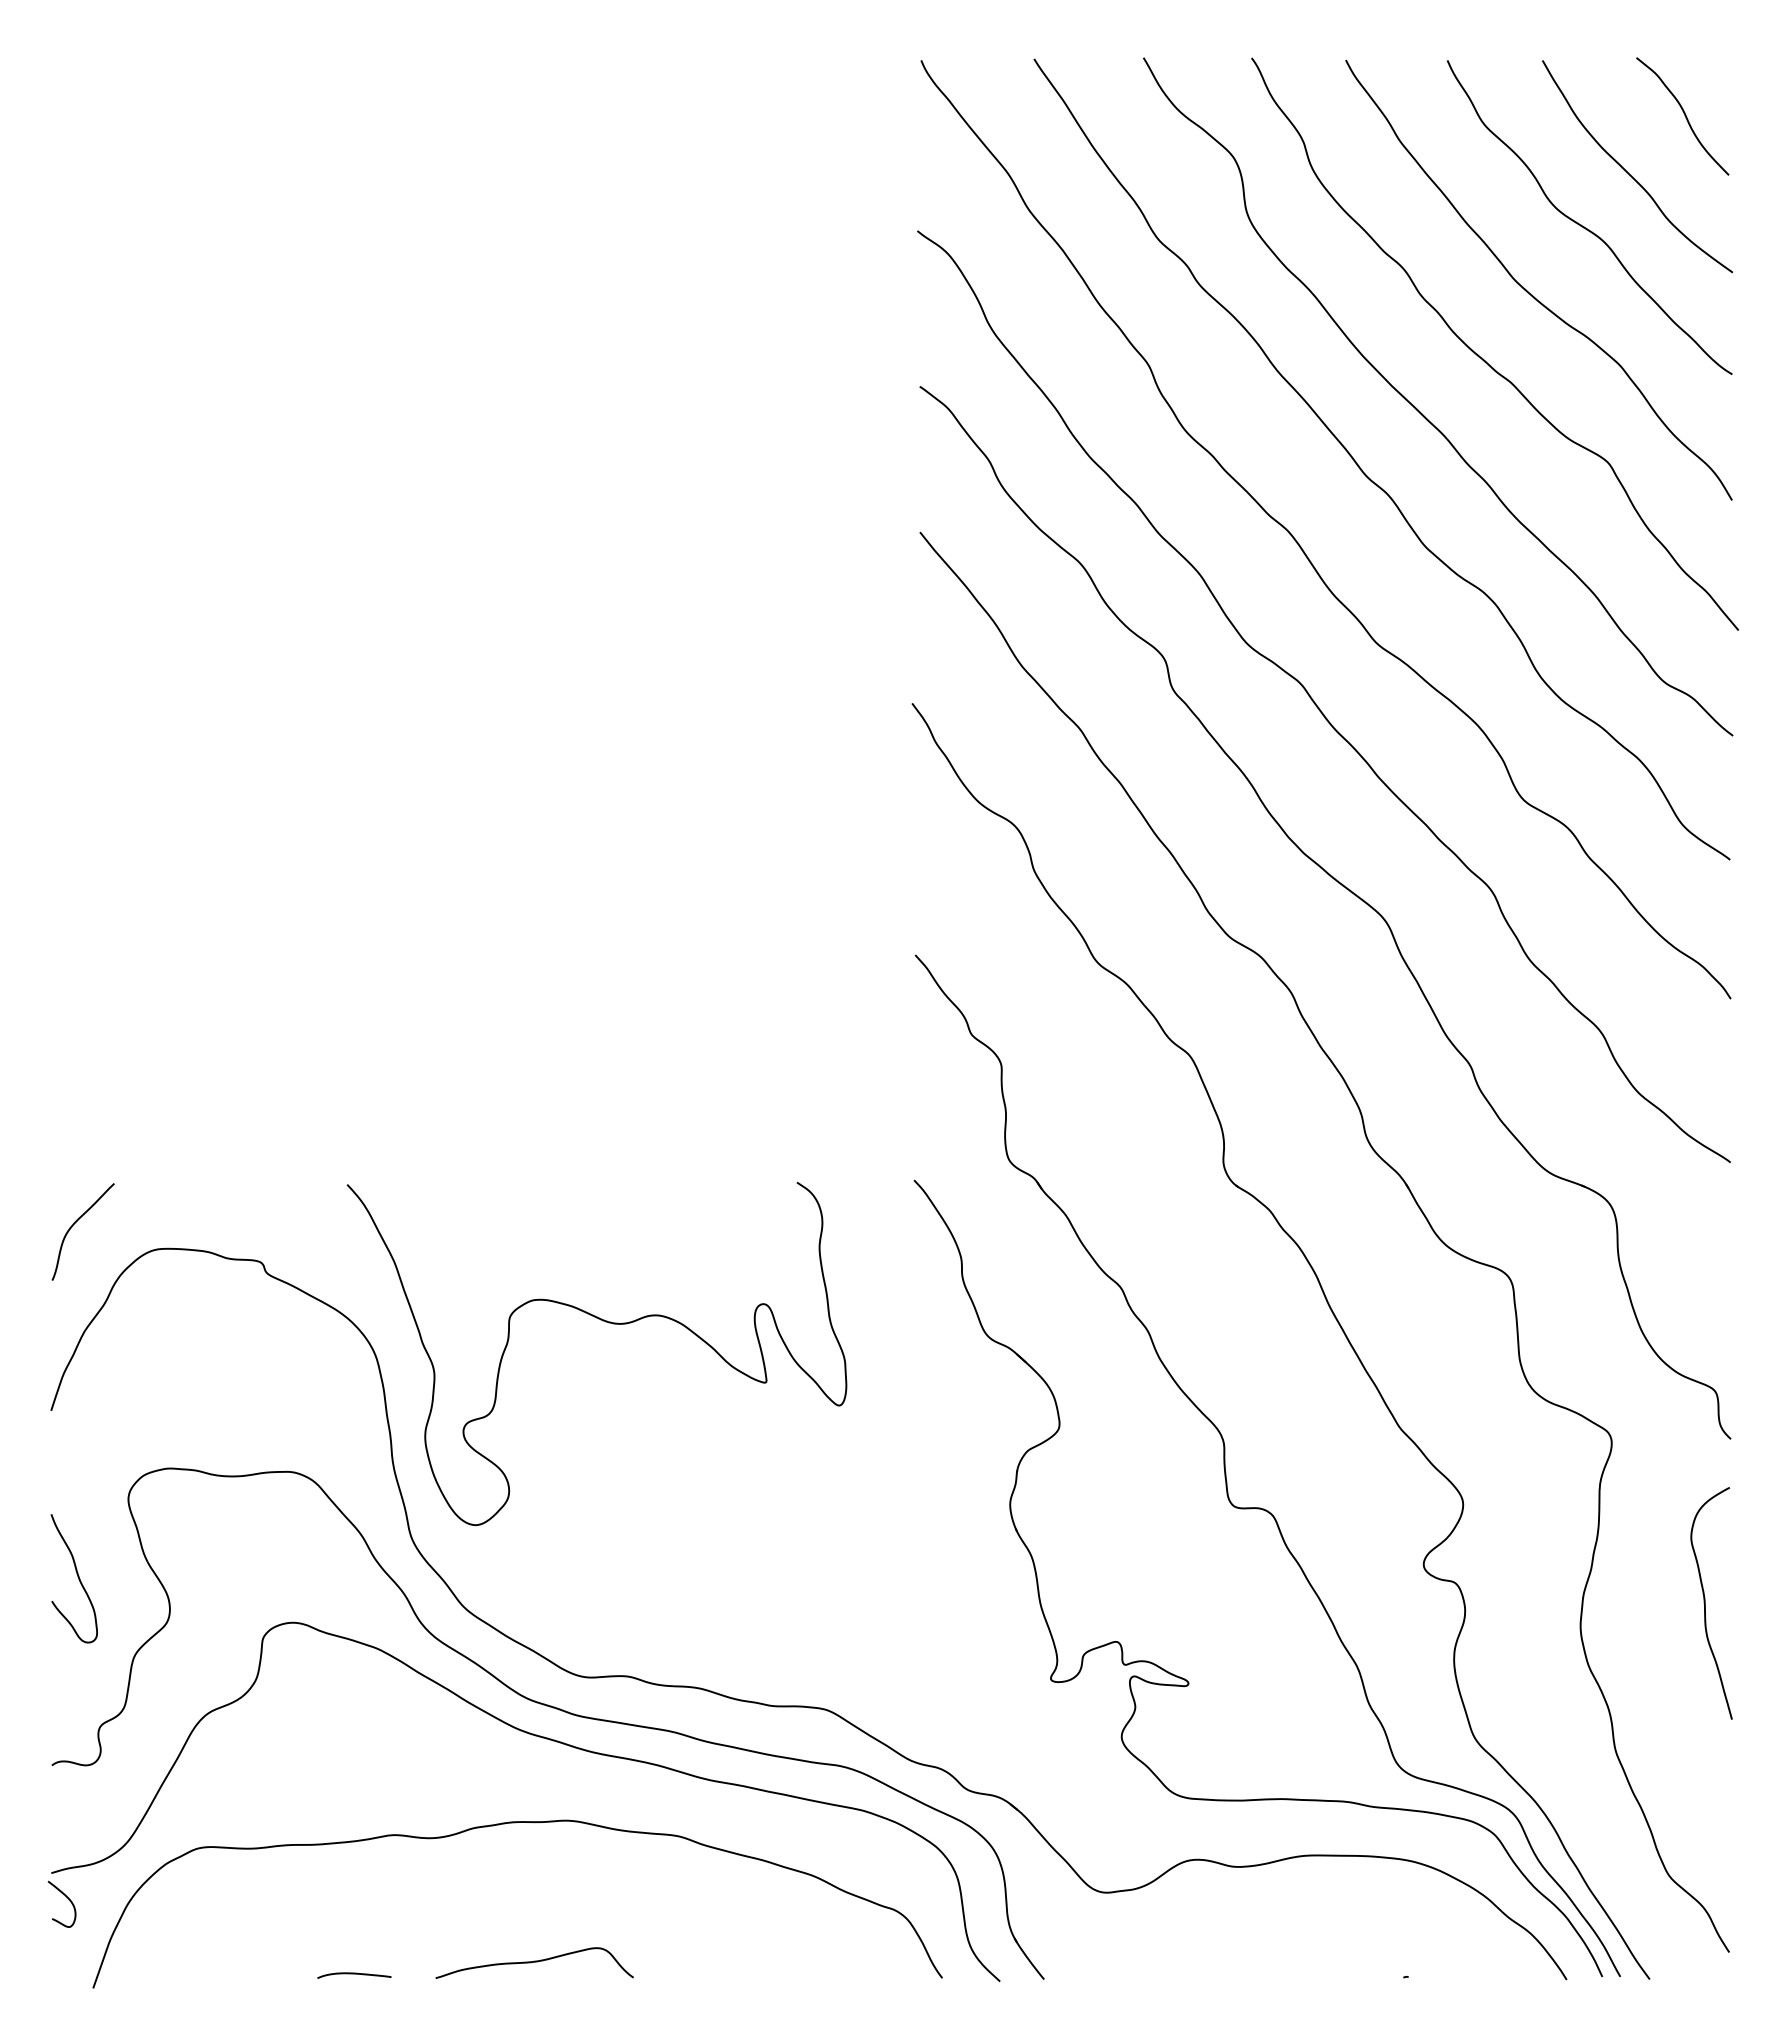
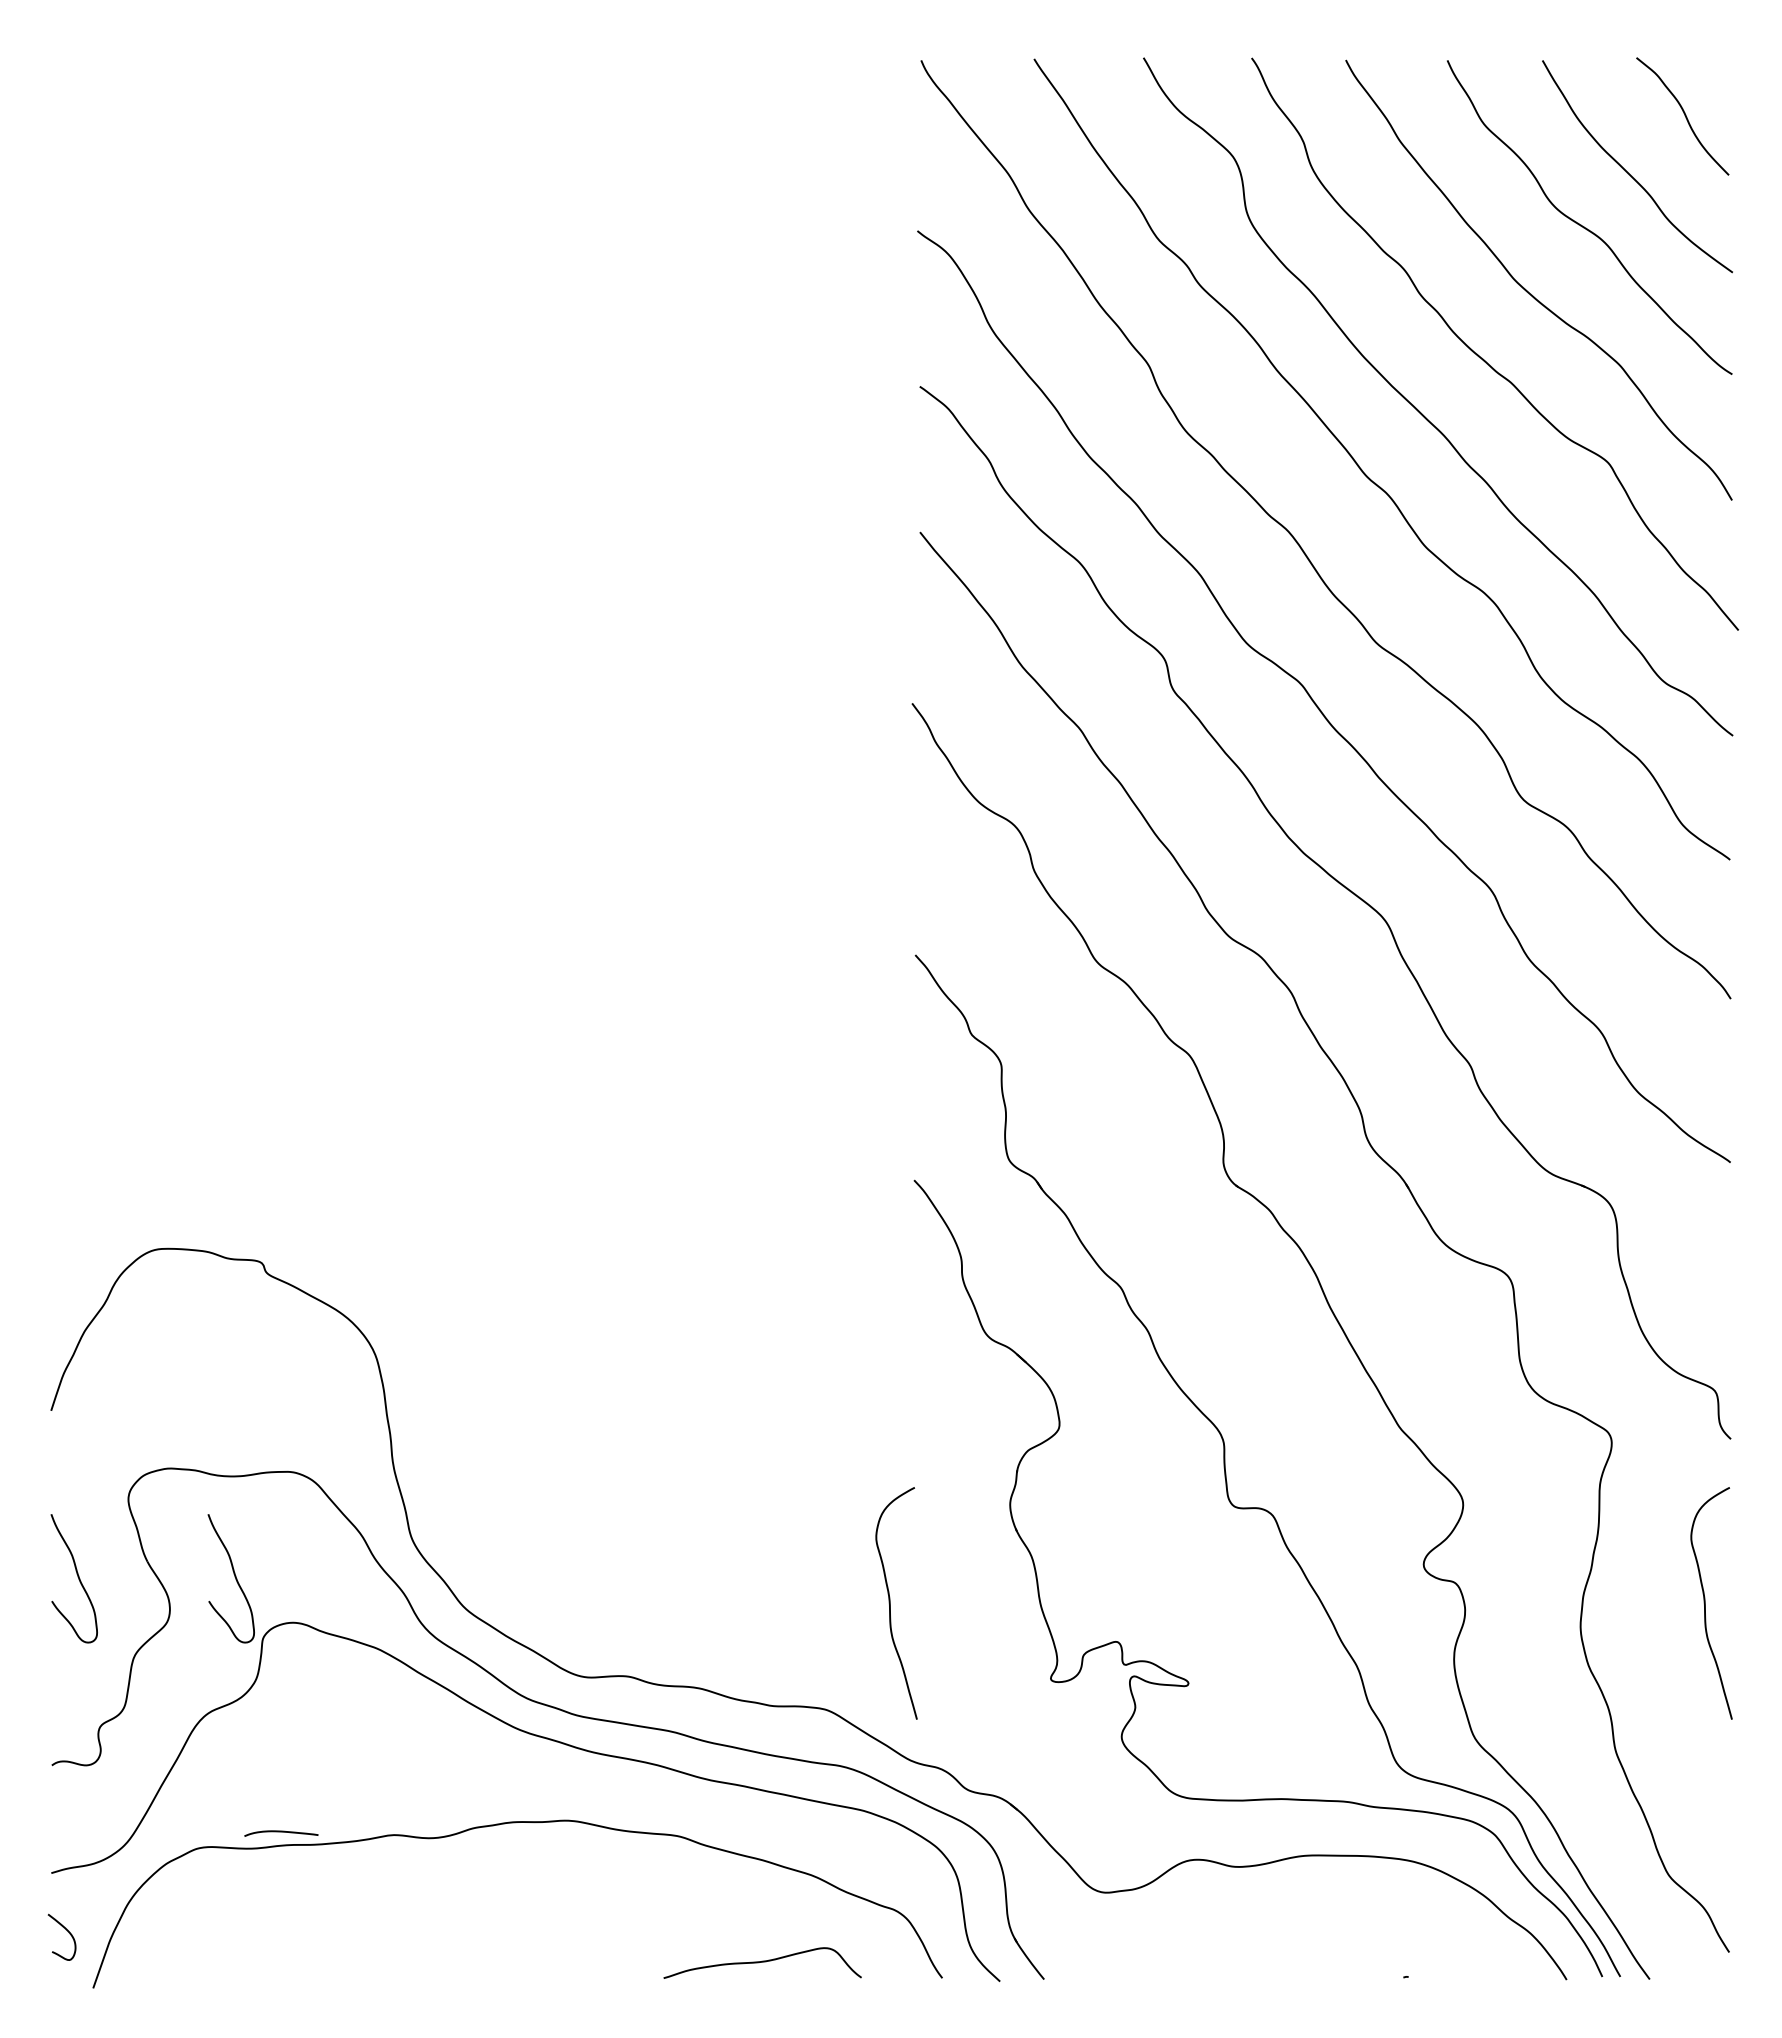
curve: present -> none (75, 1223)
curve: present -> none (605, 1322)
curve: none -> present (234, 1577)
curve: none -> present (890, 1603)
curve position: (66, 1897) -> (66, 1930) (66, 1930)
curve position: (534, 1962) -> (762, 1962) (762, 1962)
curve position: (354, 1974) -> (281, 1832) (281, 1832)
